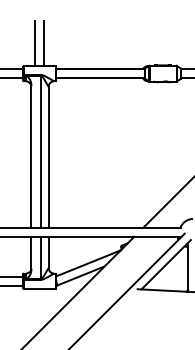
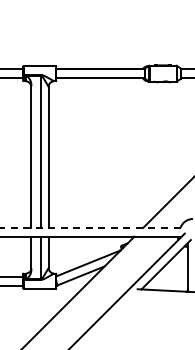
line: present -> none (35, 43)
line: present -> none (44, 43)
line: solid -> dashed (90, 227)
